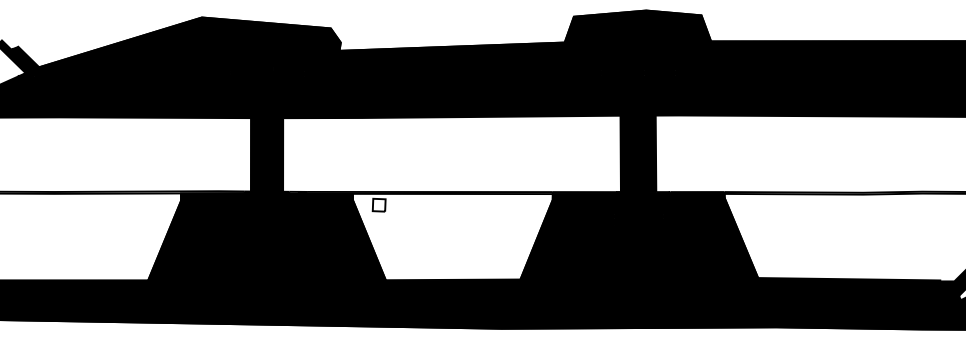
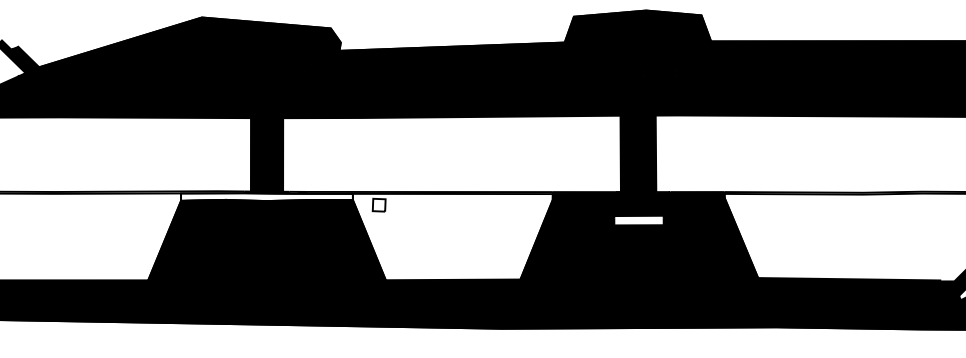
fill: present -> none (266, 197)
fill: present -> none (638, 220)
